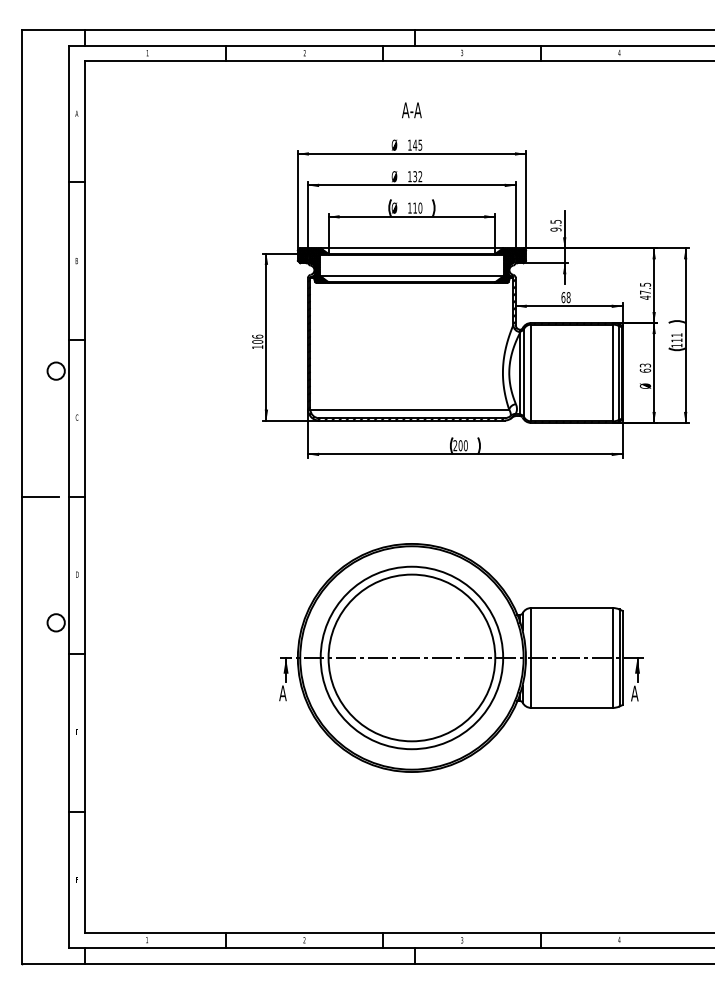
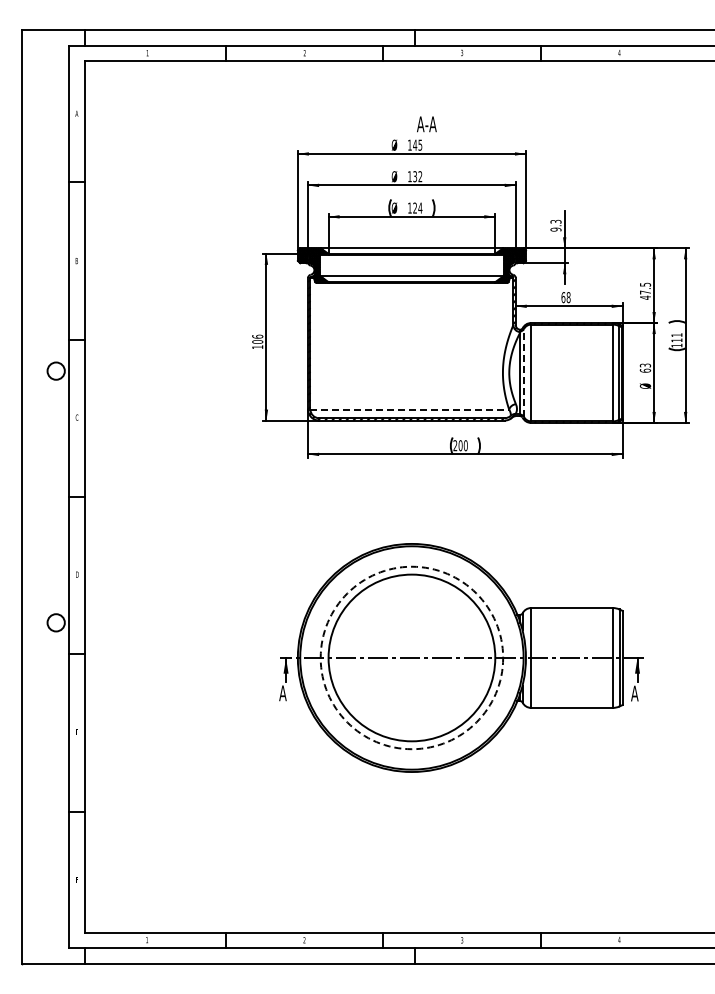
text position: (411, 110) -> (426, 124) (426, 124)
text: 110 -> 124 (417, 207)
text: 9.5 -> 9.3 (555, 221)
line: solid -> dashed (524, 372)
line: solid -> dashed (410, 409)
line: present -> none (40, 497)
circle: solid -> dashed (411, 657)
